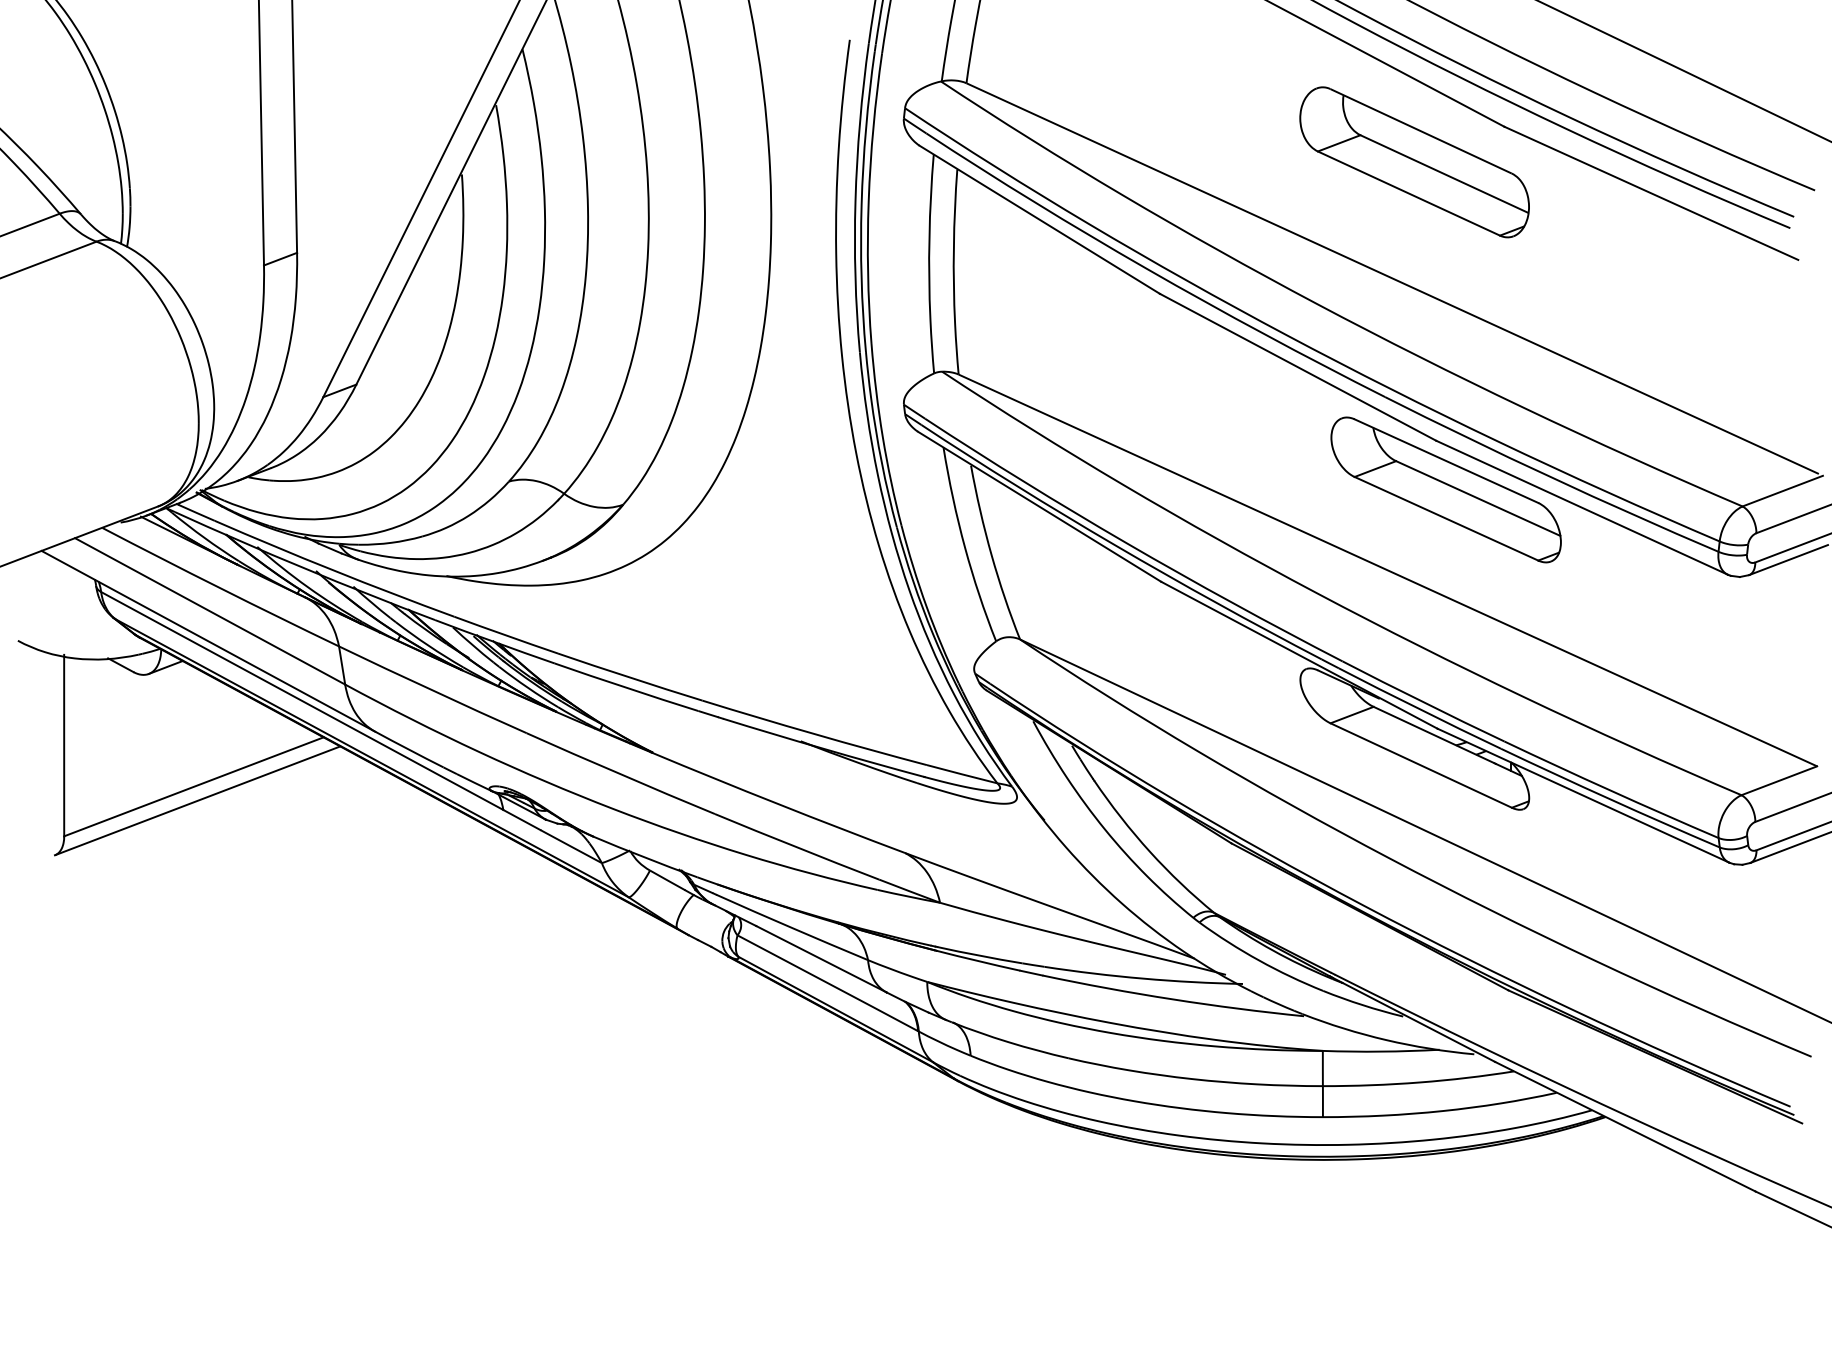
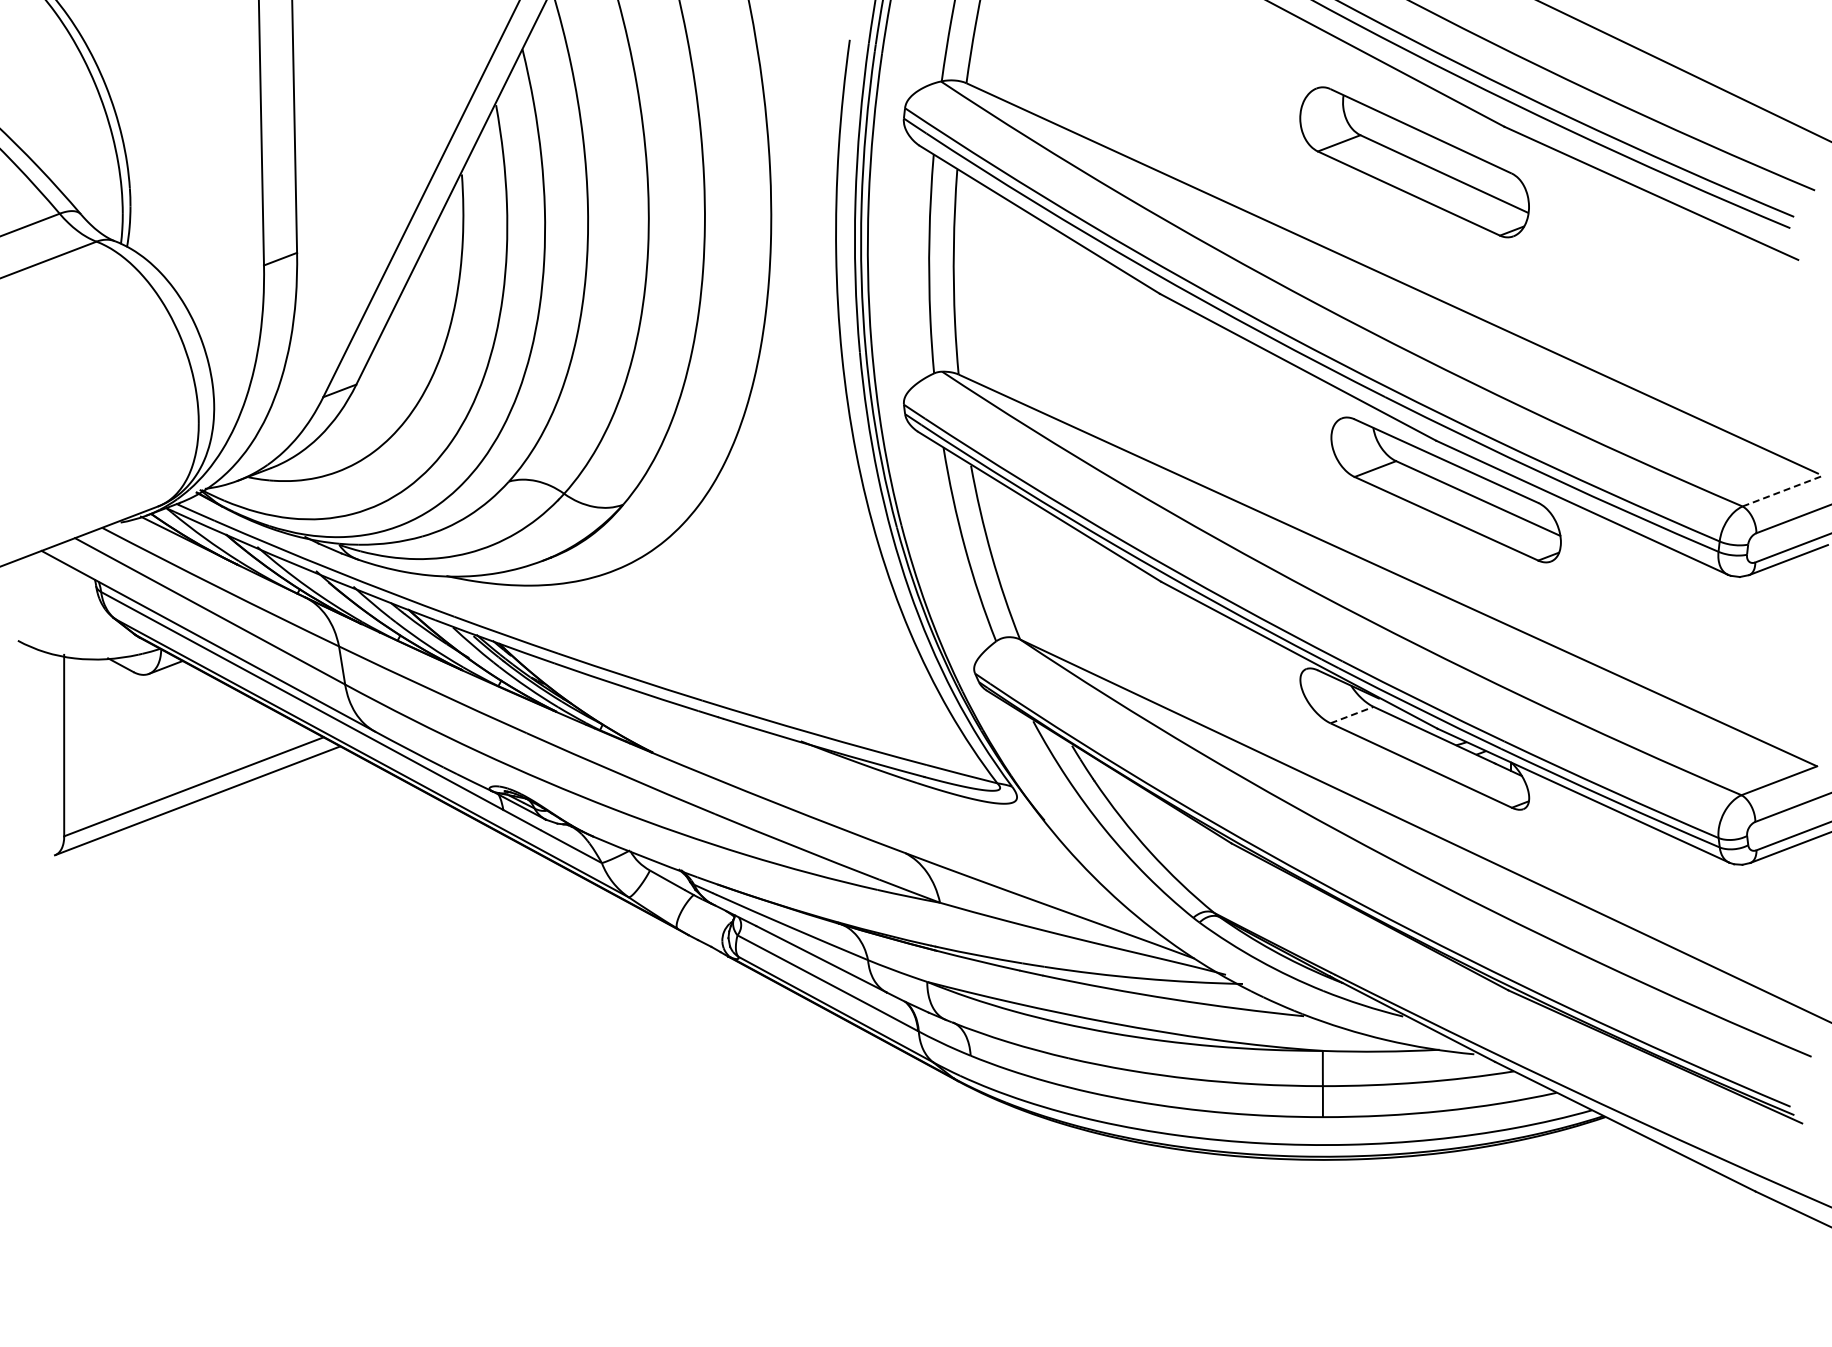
line: solid -> dashed (1783, 490)
line: solid -> dashed (1352, 714)
